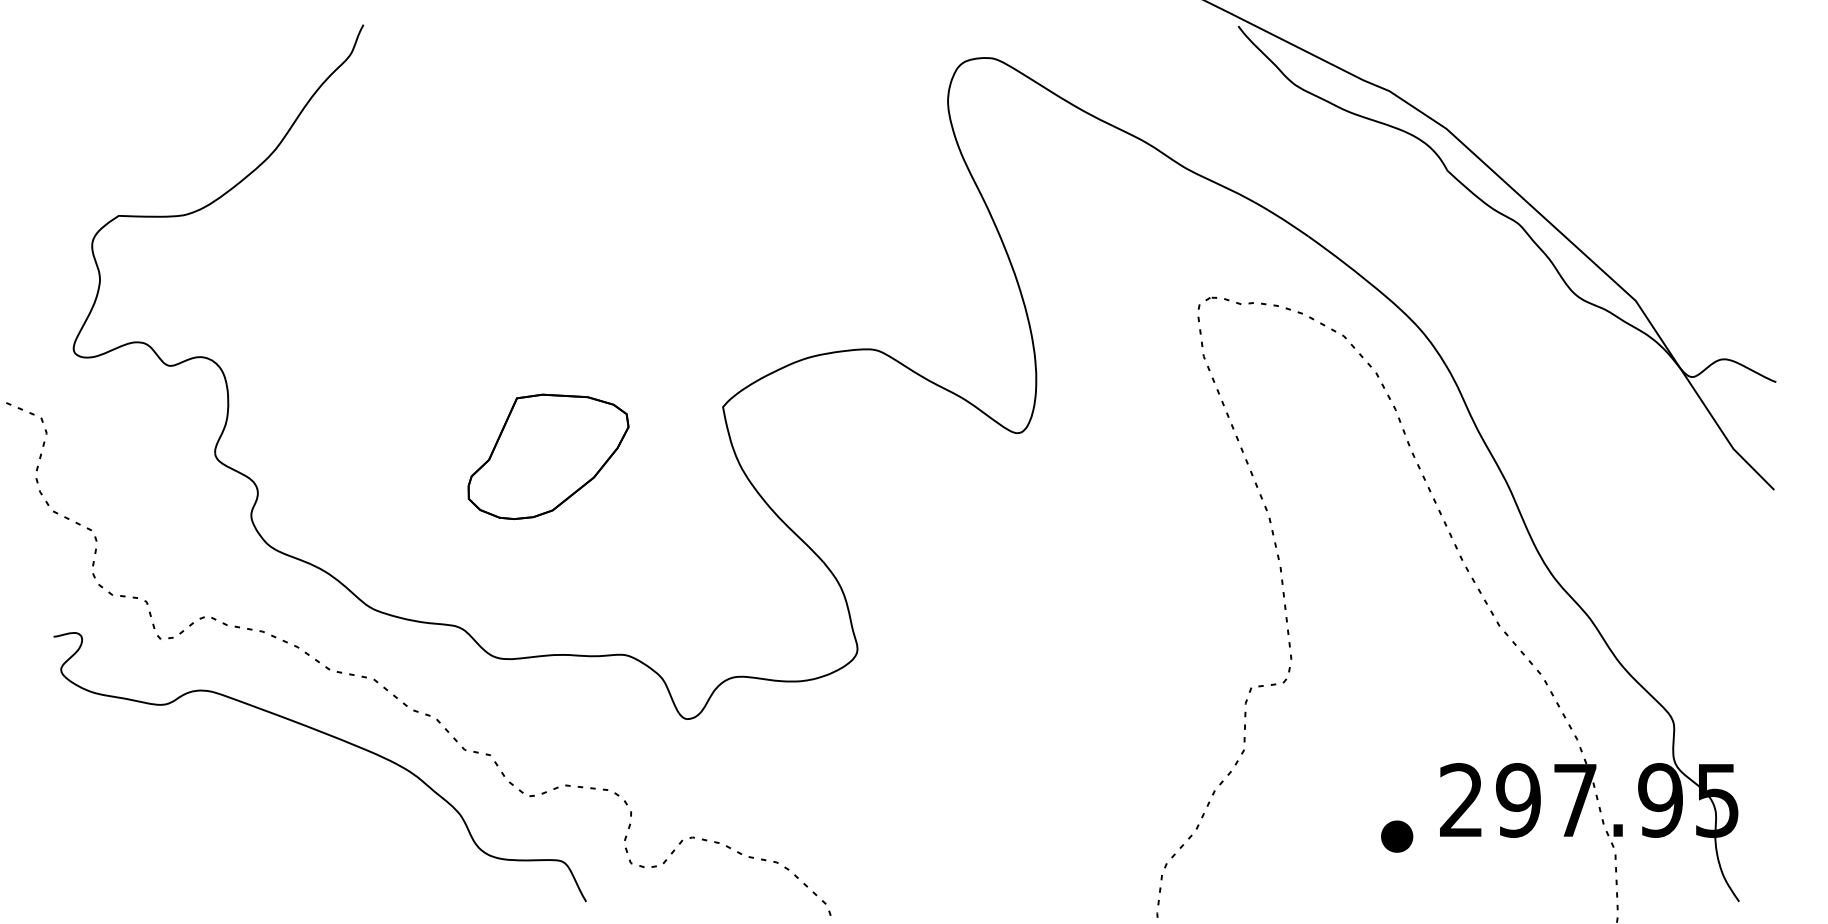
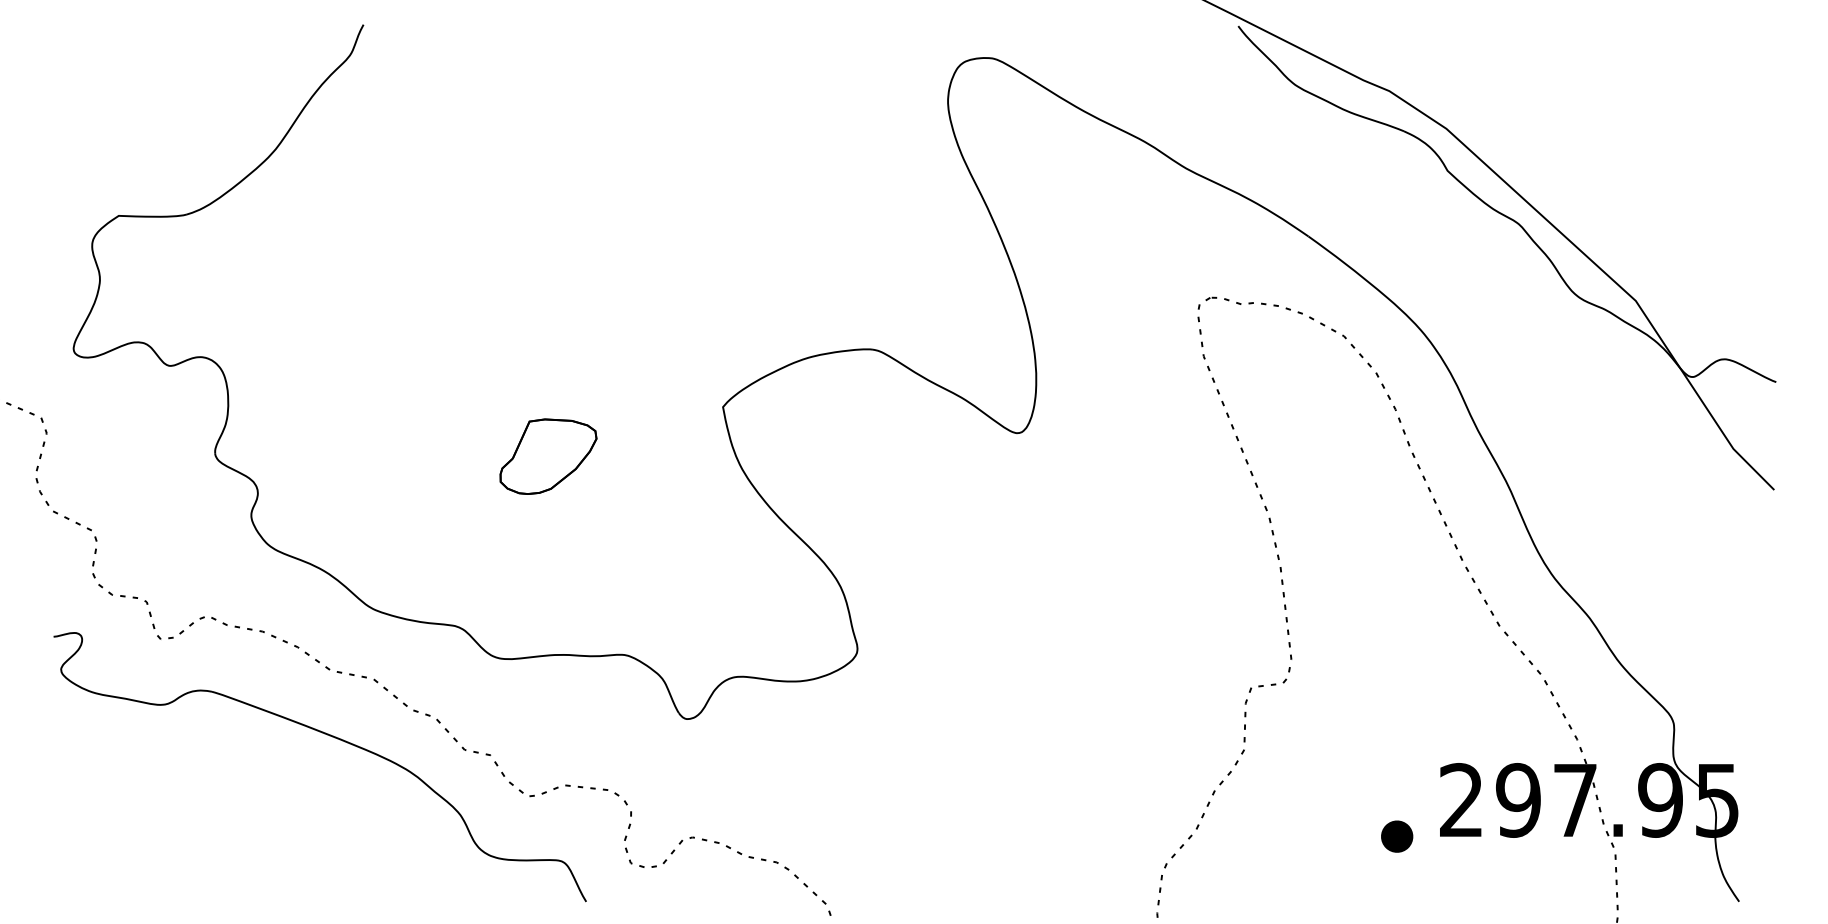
part size: 163x127 px -> 99x77 px (548, 456)
